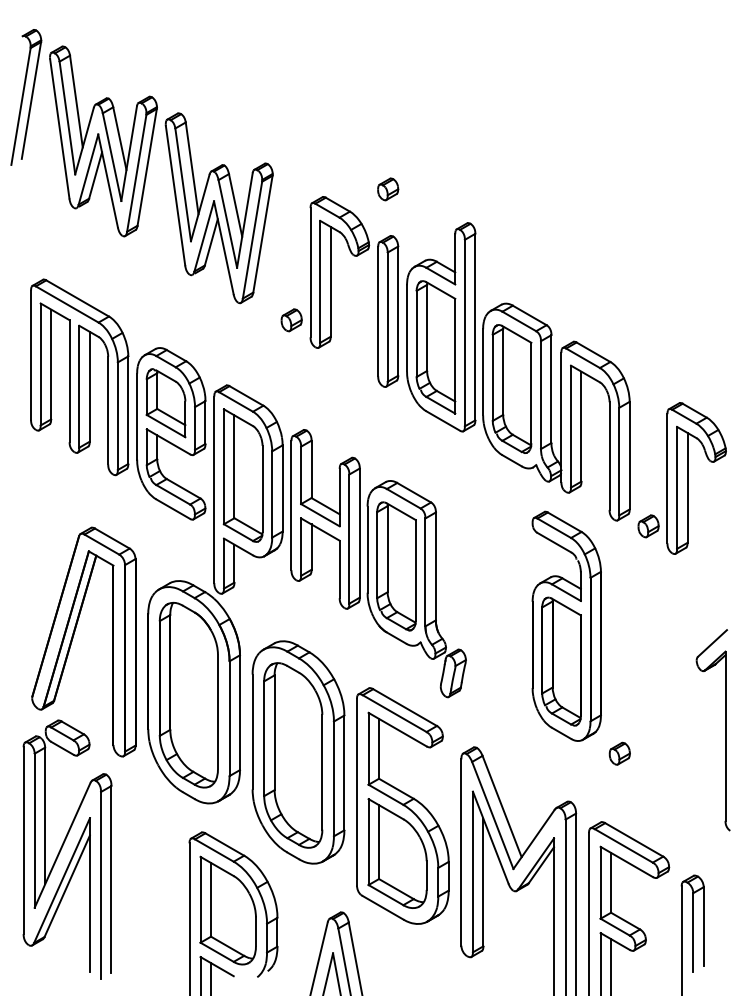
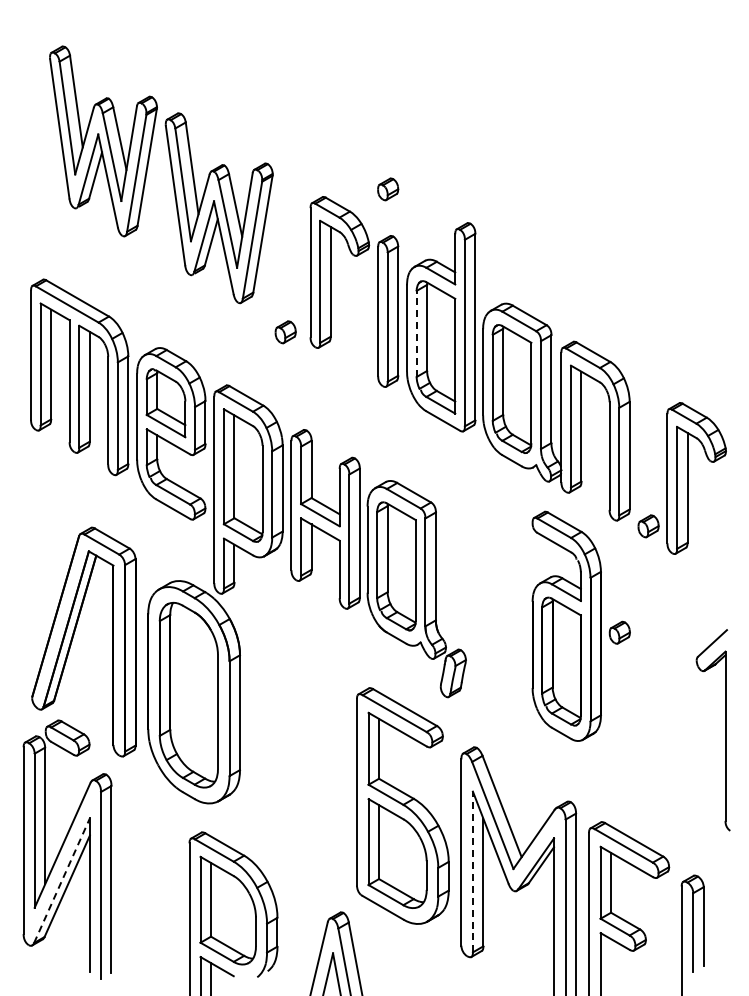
part: present -> none (26, 97)
part position: (291, 320) -> (285, 332) (285, 332)
line: solid -> dashed (416, 333)
part: present -> none (298, 752)
part position: (619, 753) -> (619, 632) (619, 632)
line: solid -> dashed (472, 871)
line: solid -> dashed (62, 880)
line: present -> none (611, 965)
